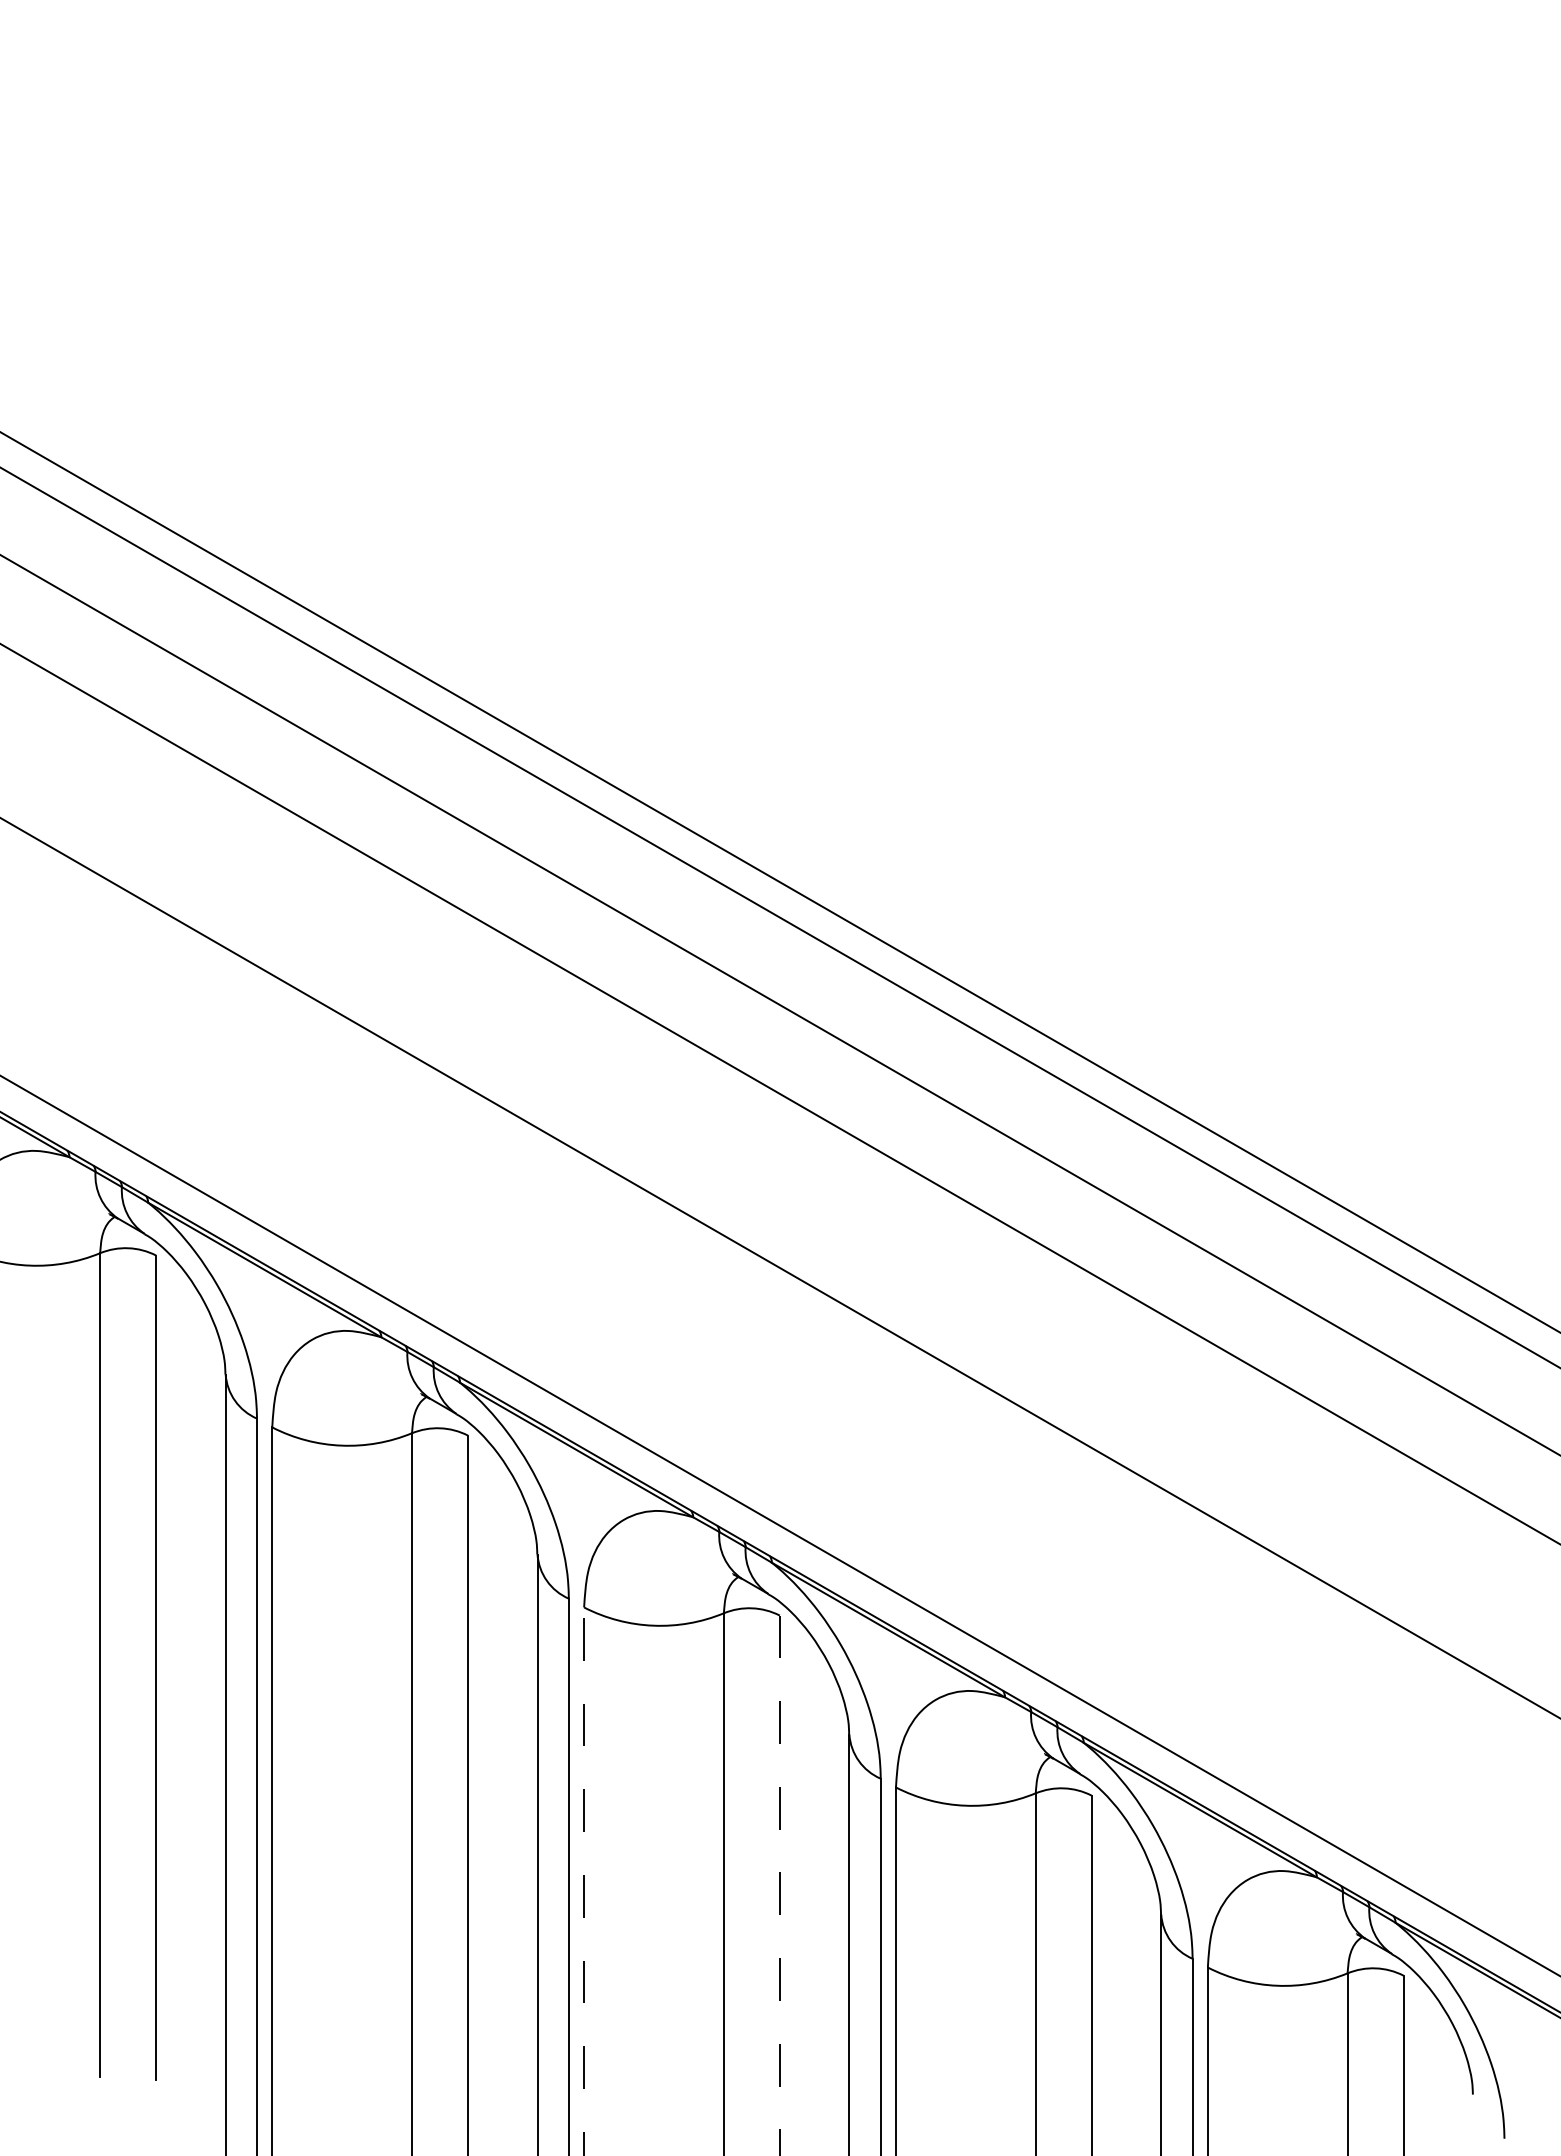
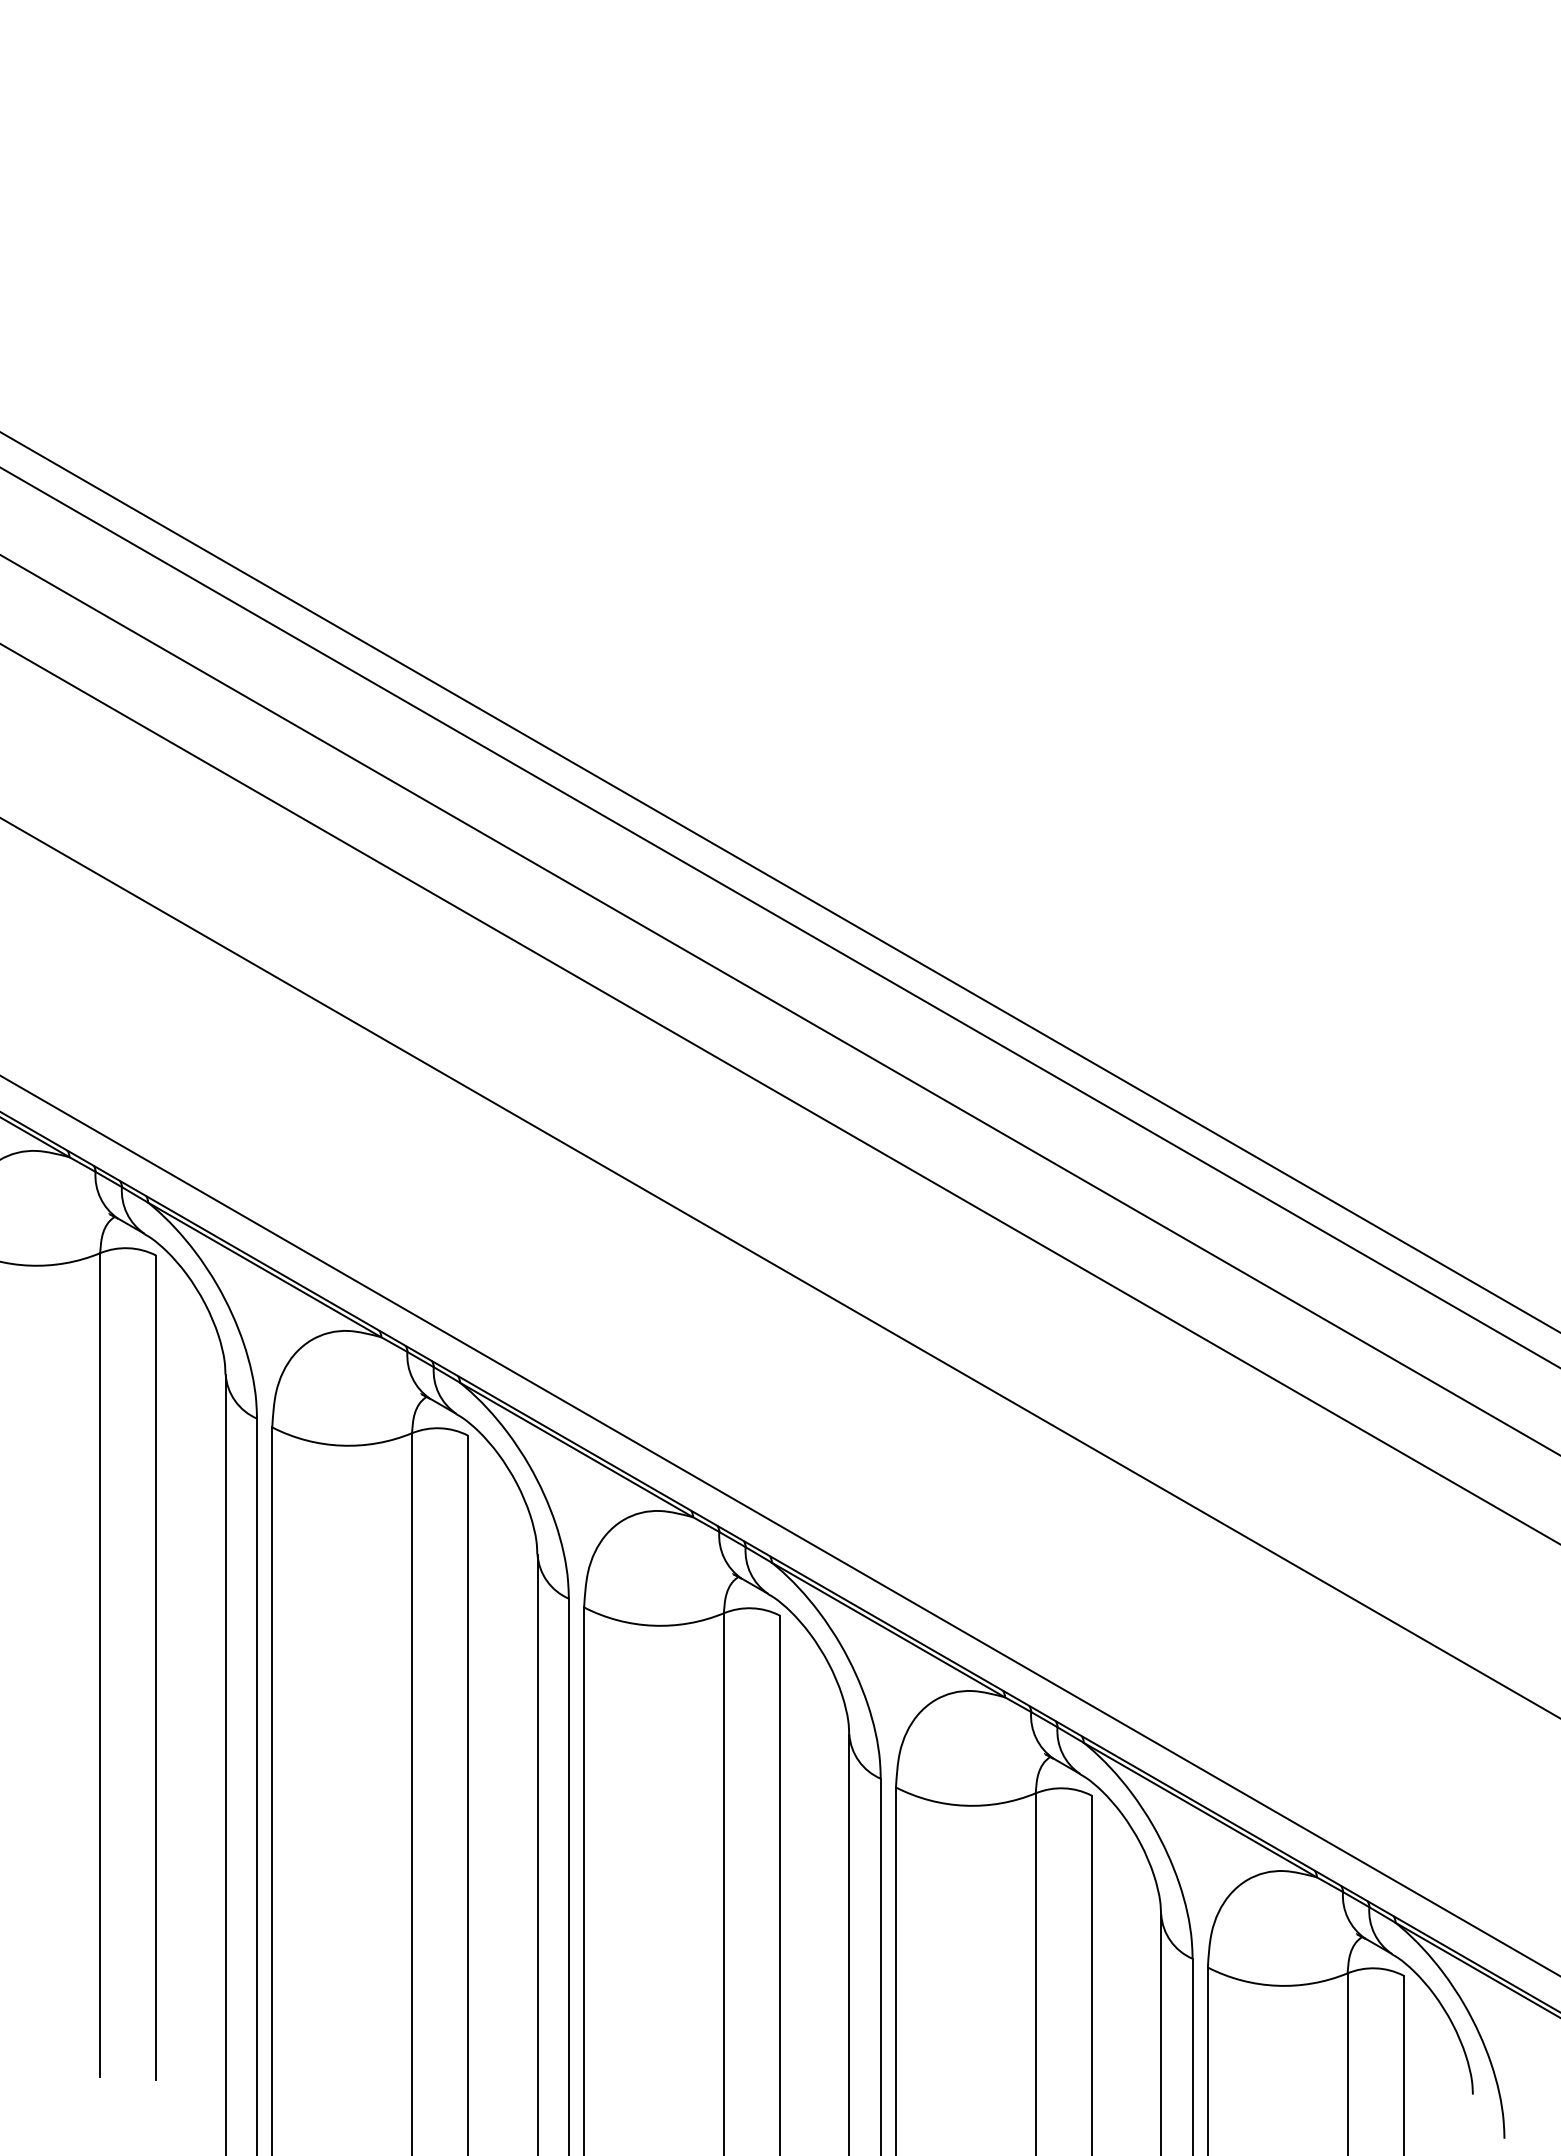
line: dashed -> solid (584, 1881)
line: dashed -> solid (779, 1886)
